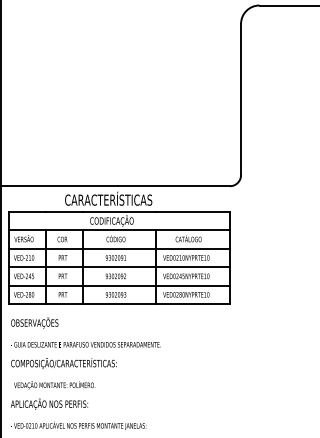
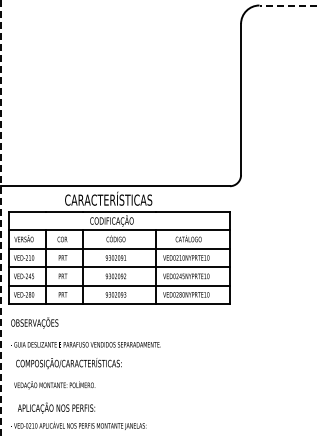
line: solid -> dashed (289, 5)
line: solid -> dashed (1, 218)
text position: (63, 363) -> (68, 363) (68, 363)
text position: (49, 403) -> (56, 407) (56, 407)
